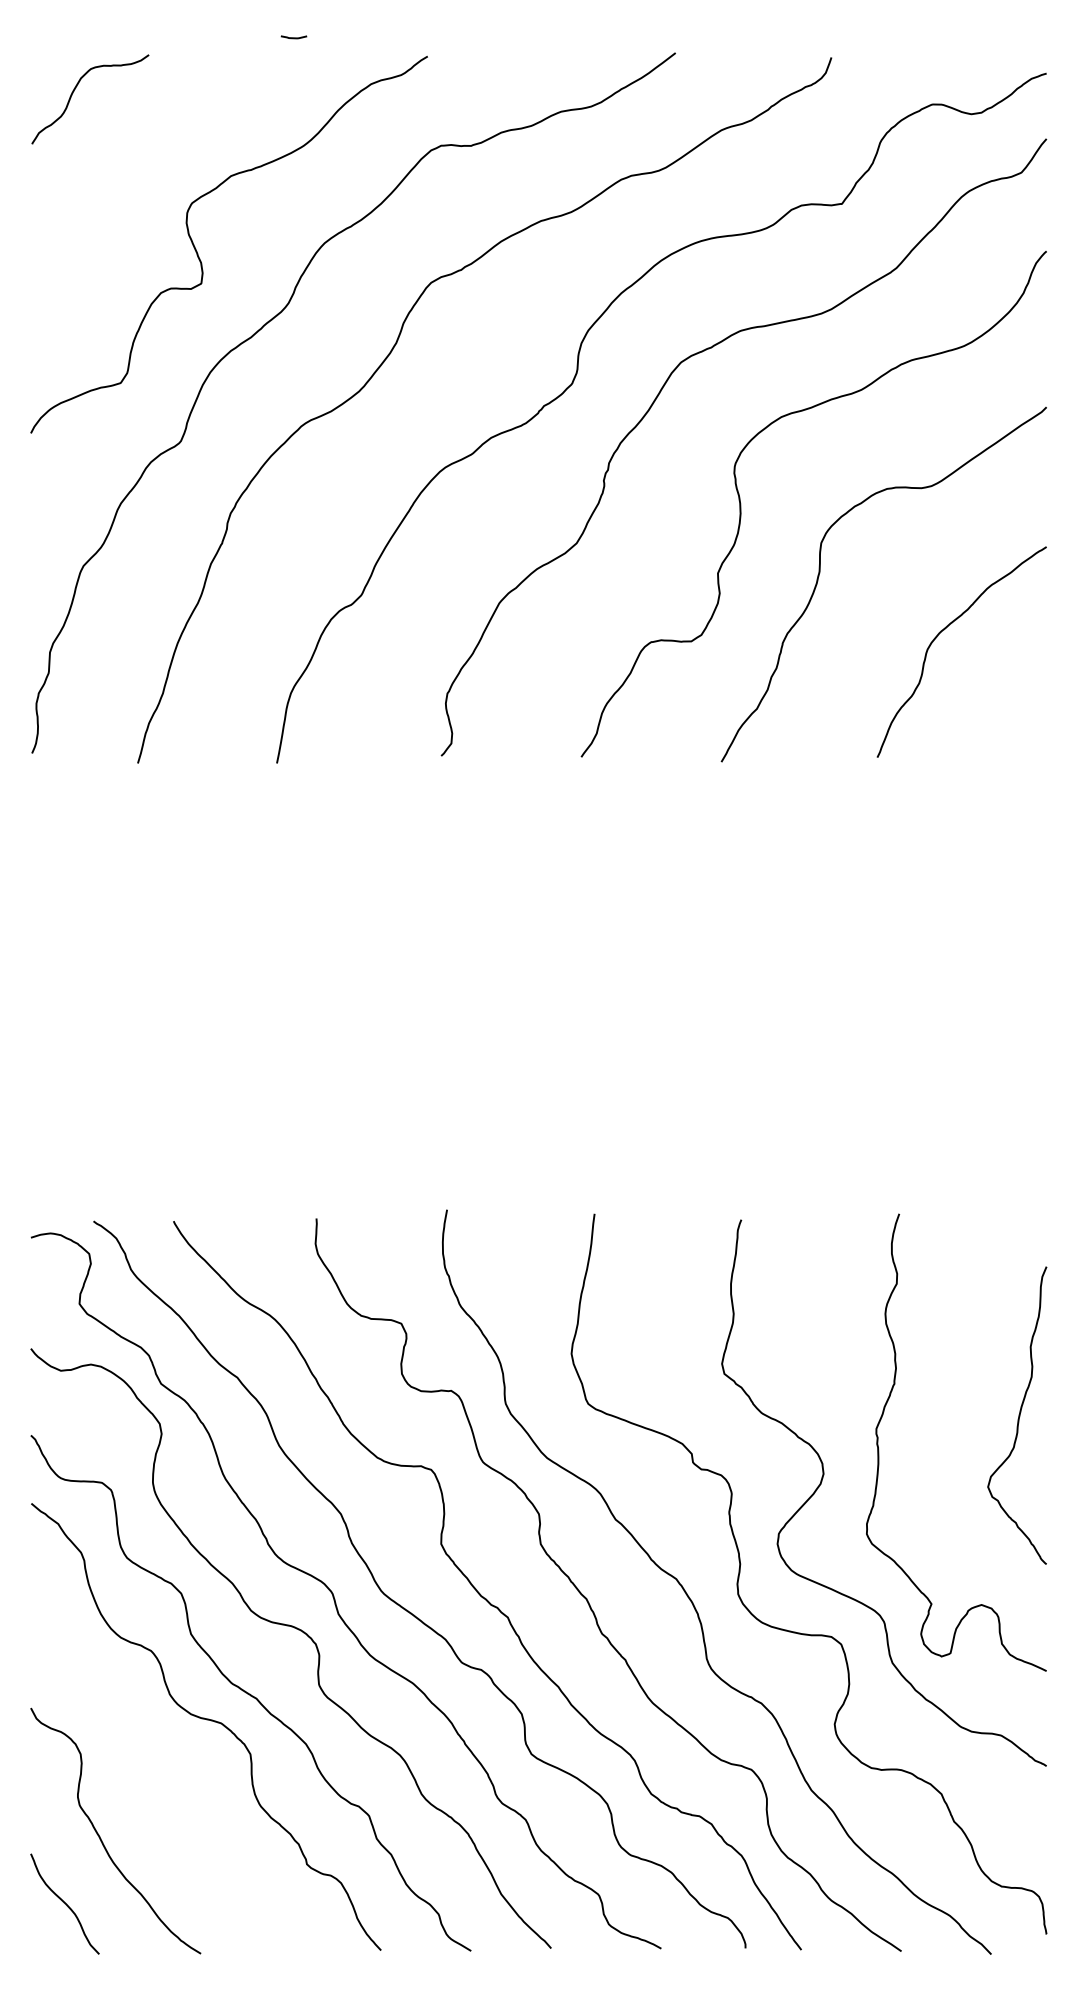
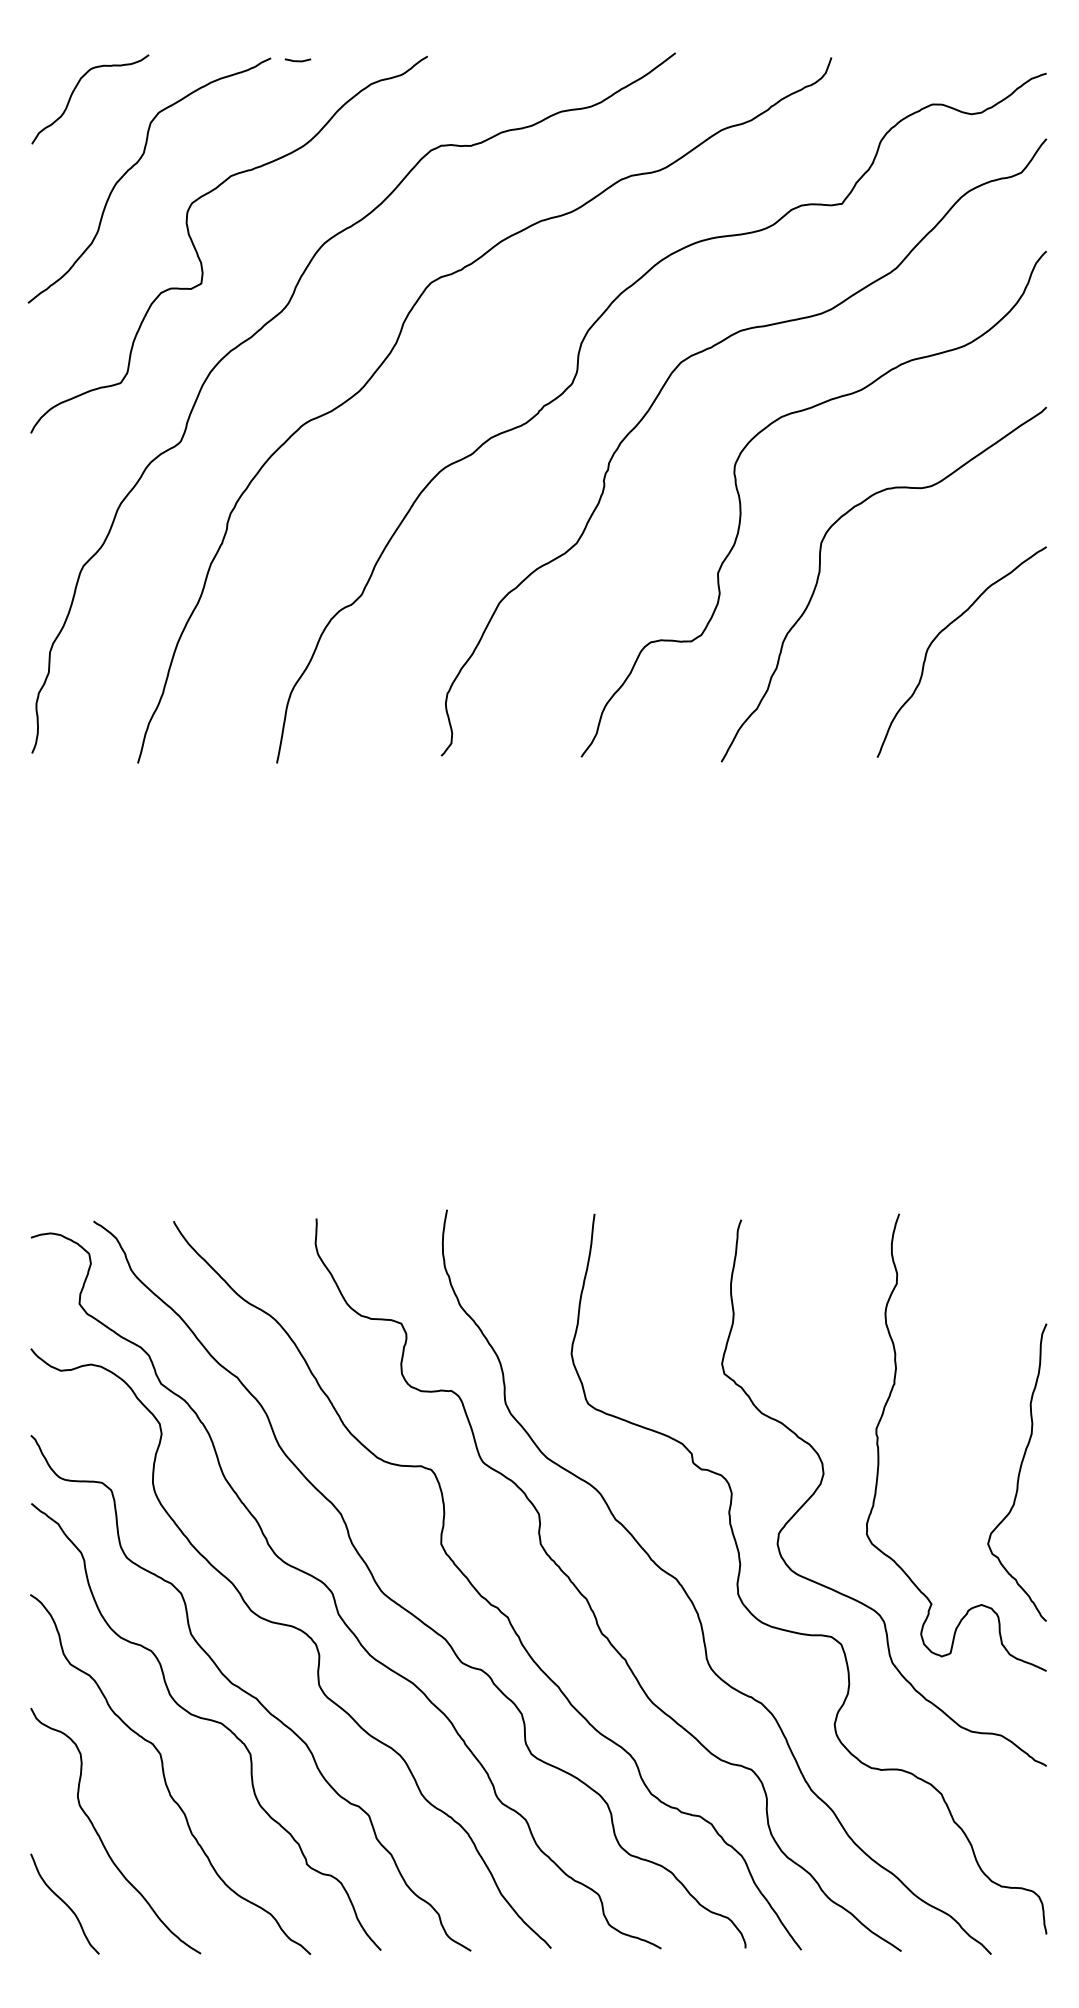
curve position: (293, 37) -> (297, 60) (297, 60)
curve: none -> present (135, 165)
curve position: (1018, 1415) -> (1018, 1472) (1018, 1472)
curve: none -> present (165, 1776)
